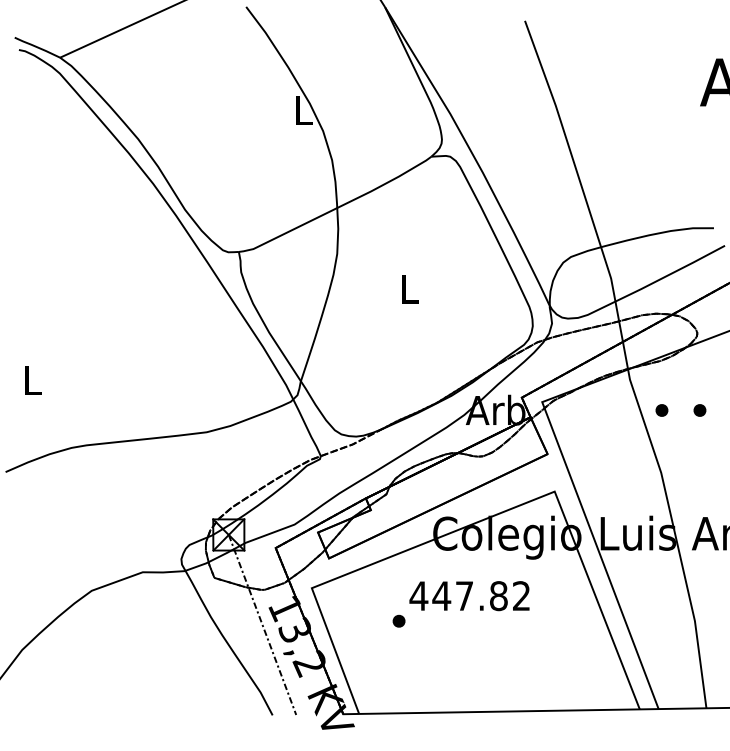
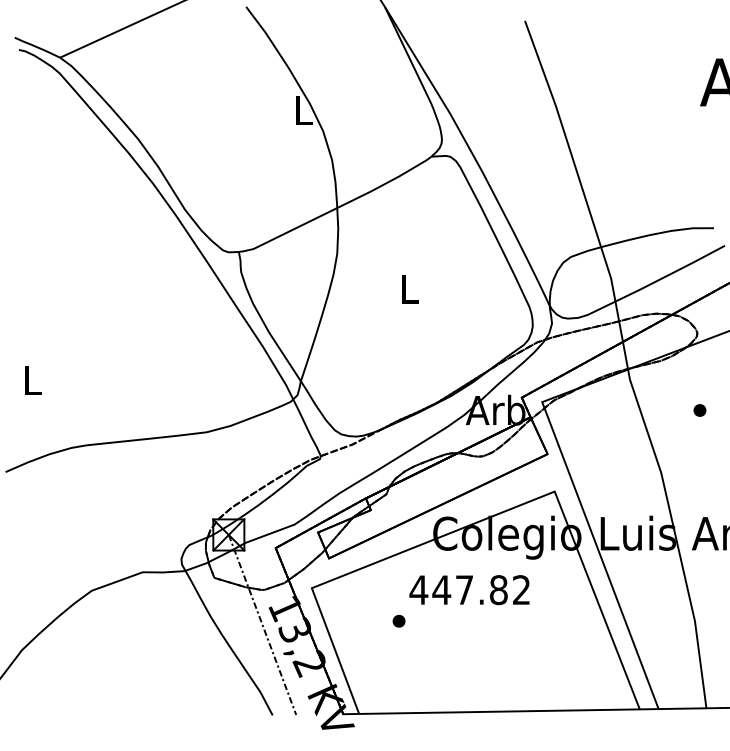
part: present -> none (661, 410)
text position: (469, 596) -> (469, 590) (469, 590)
